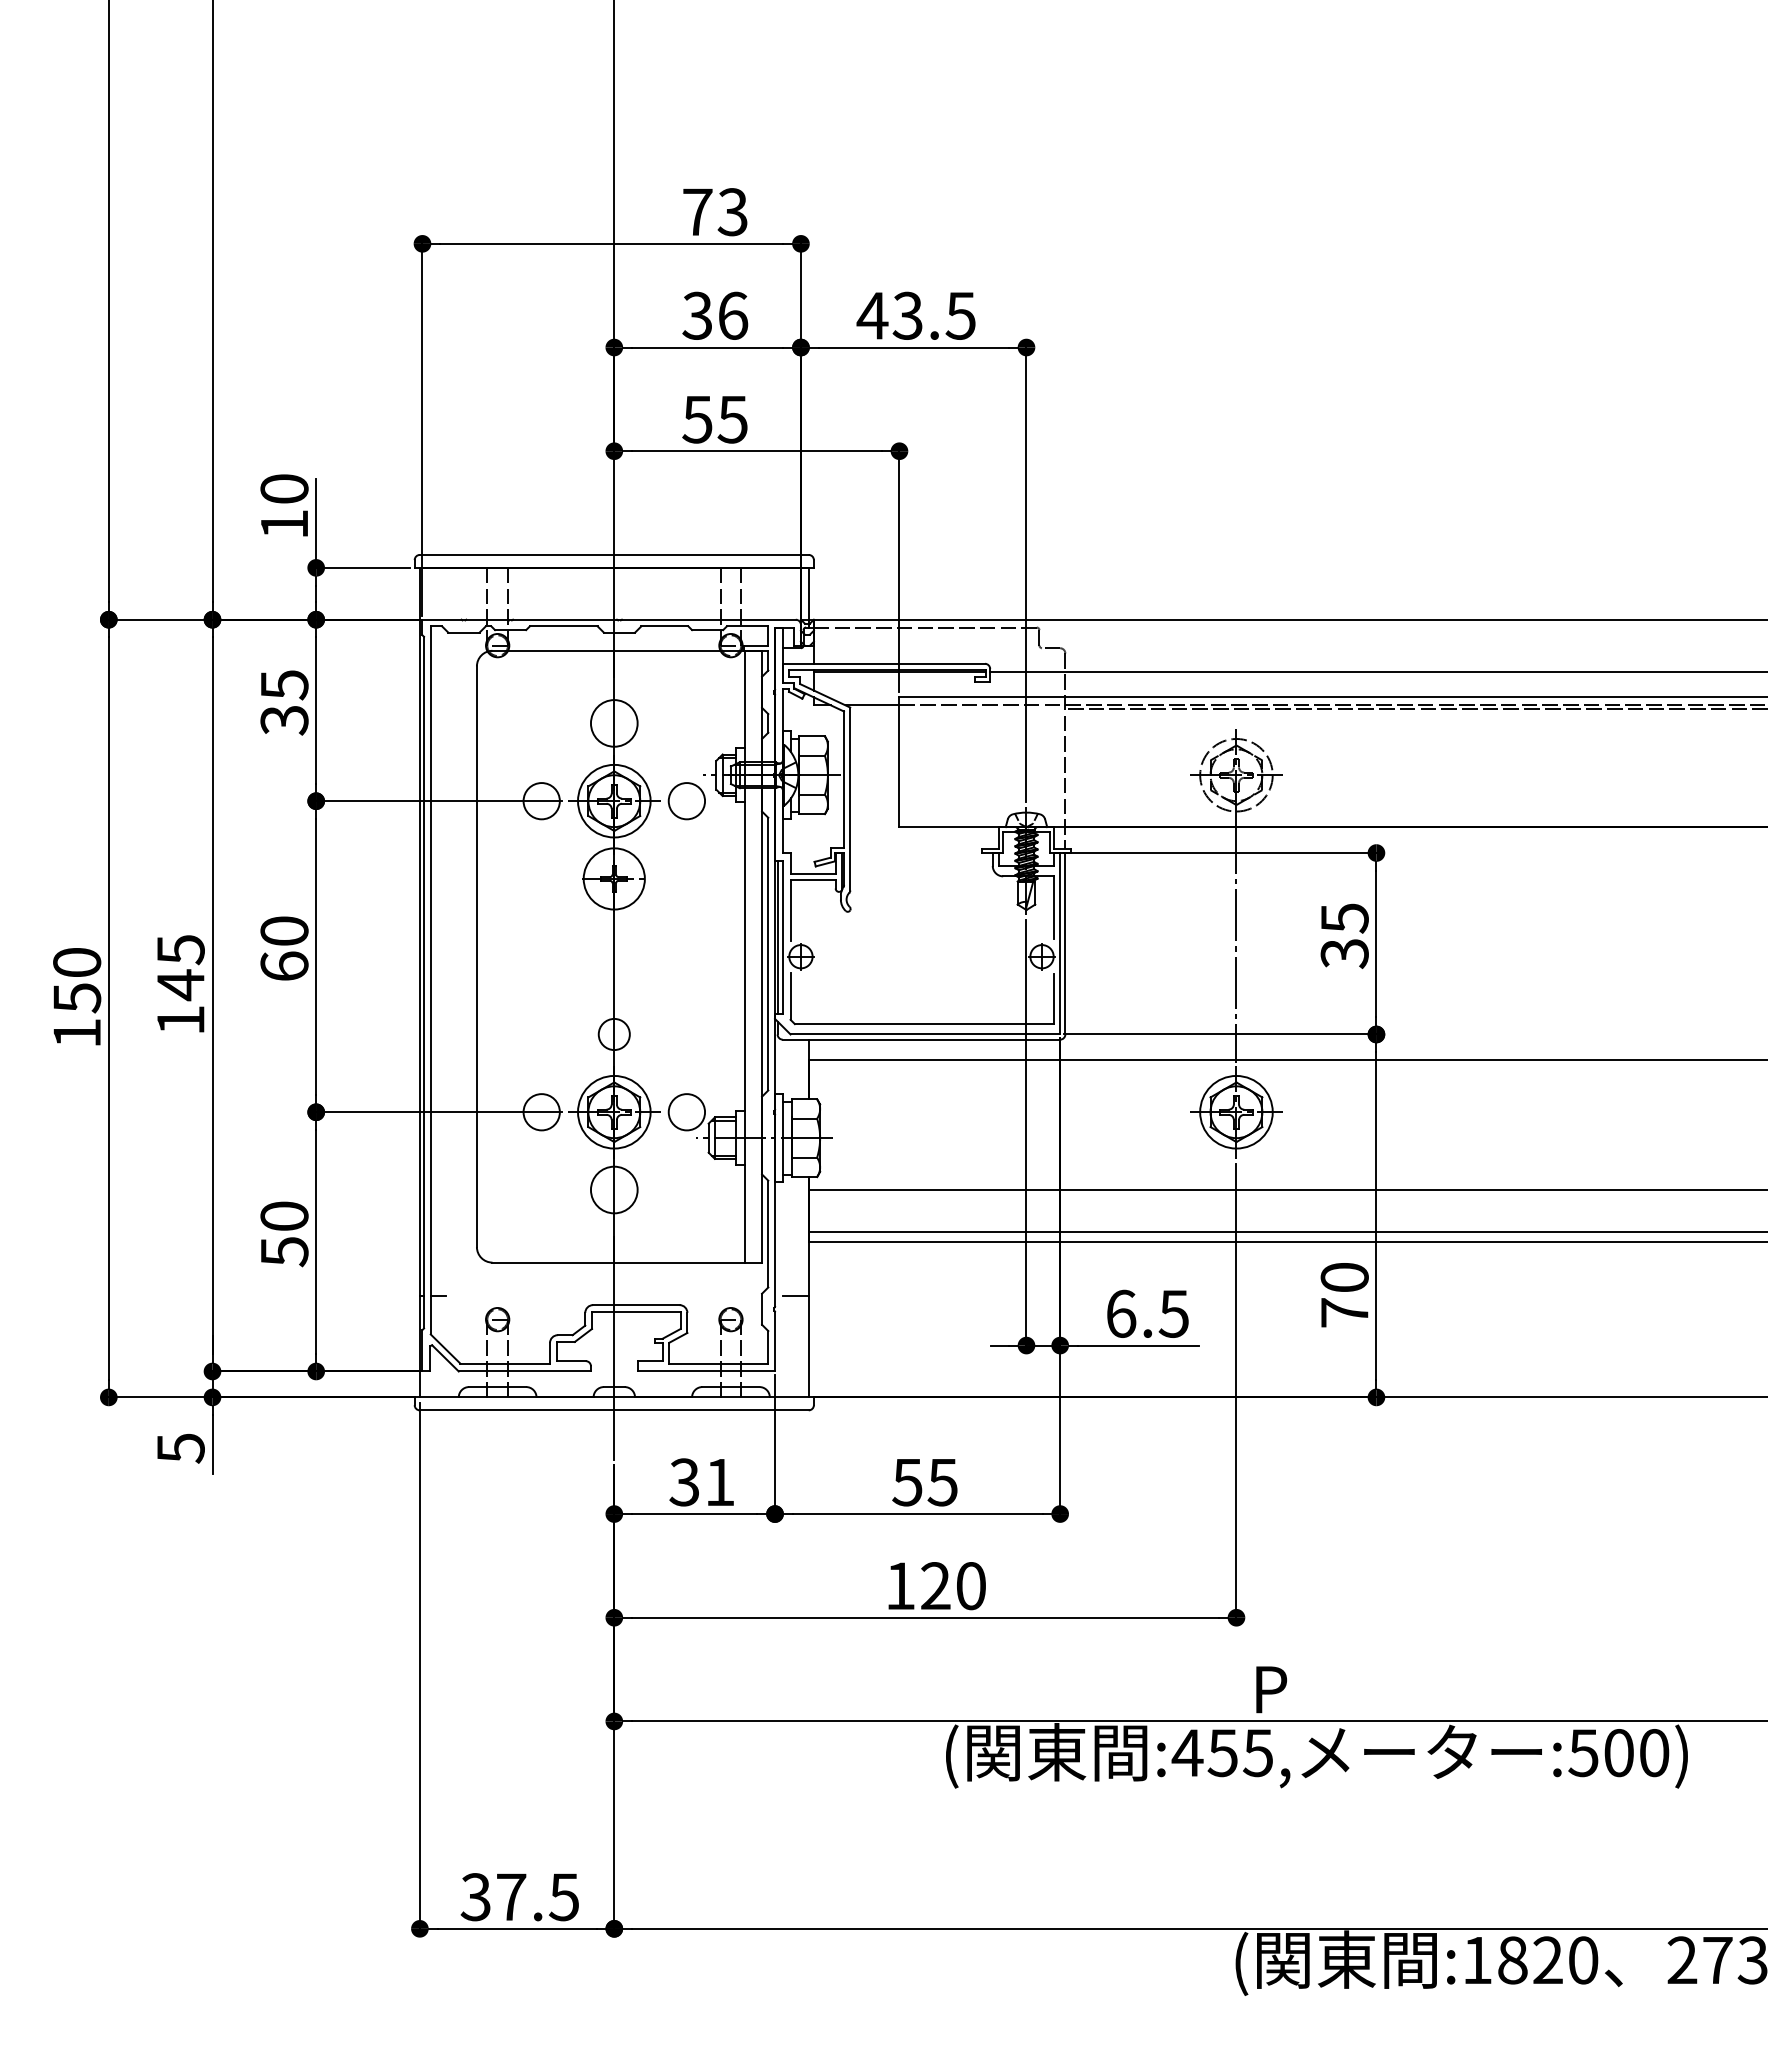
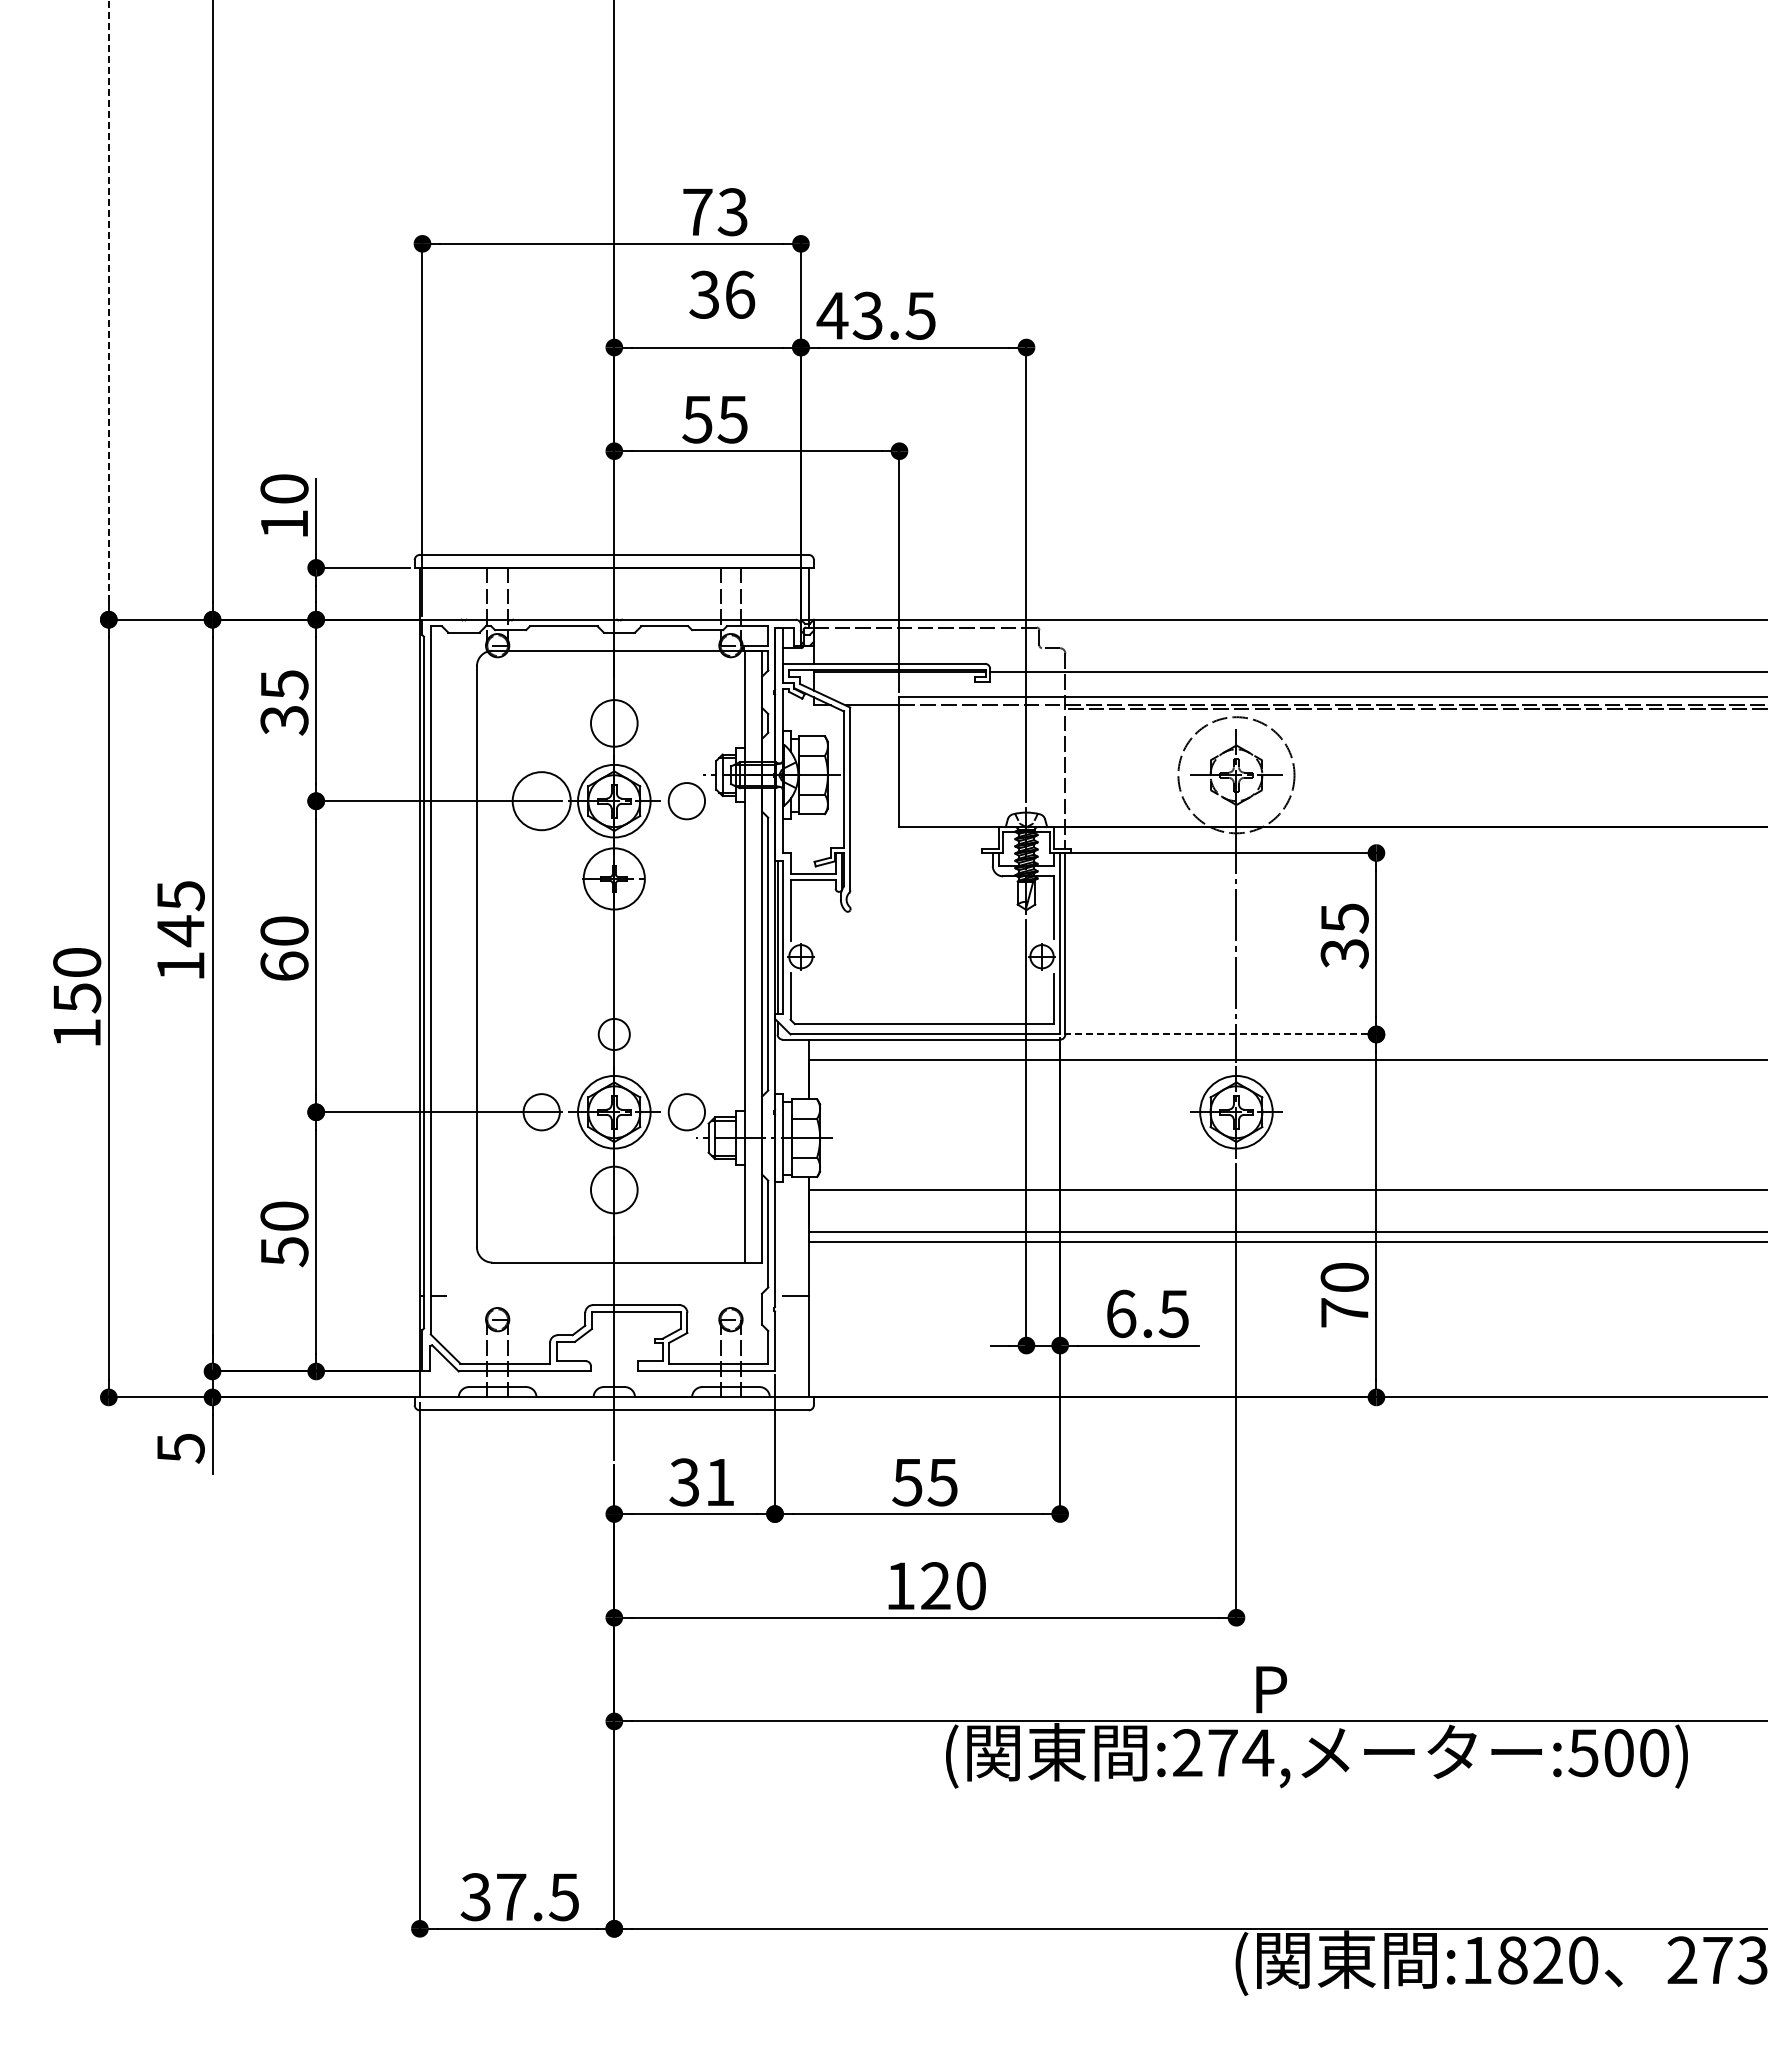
line: solid -> dashed (108, 301)
text position: (715, 315) -> (722, 294) (722, 294)
text position: (915, 315) -> (875, 315) (875, 315)
circle diameter: 73 px -> 116 px (1236, 775)
circle diameter: 36 px -> 58 px (541, 801)
text position: (180, 983) -> (180, 929) (180, 929)
line: solid -> dashed (1222, 1034)
text: :455, -> :274, (1222, 1753)
